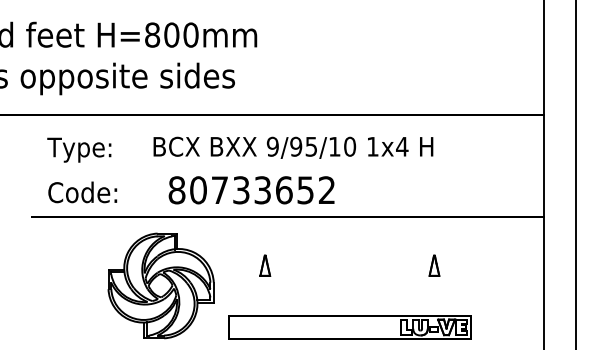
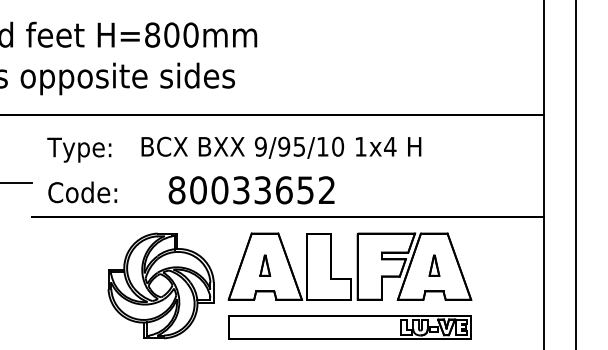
text position: (293, 147) -> (281, 147) (281, 147)
line: none -> present (17, 182)
text: 80733652 -> 80033652 (219, 190)
part: none -> present (356, 266)
